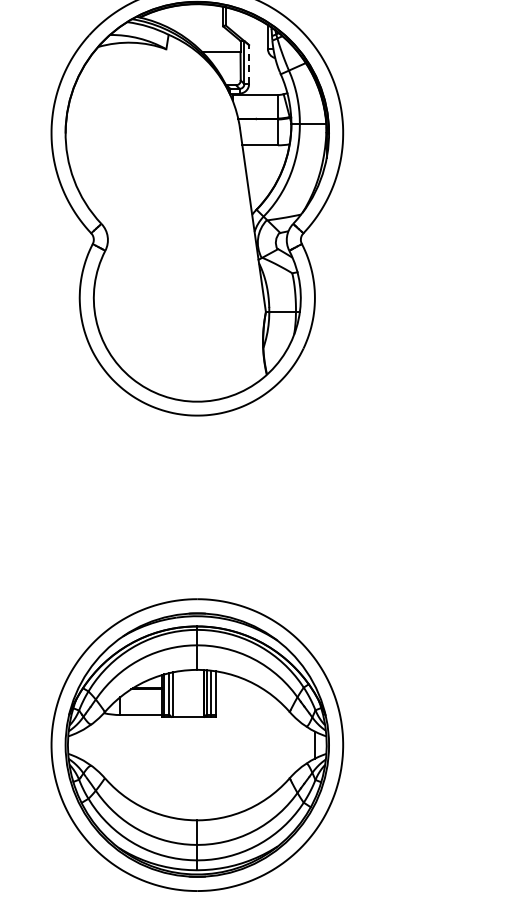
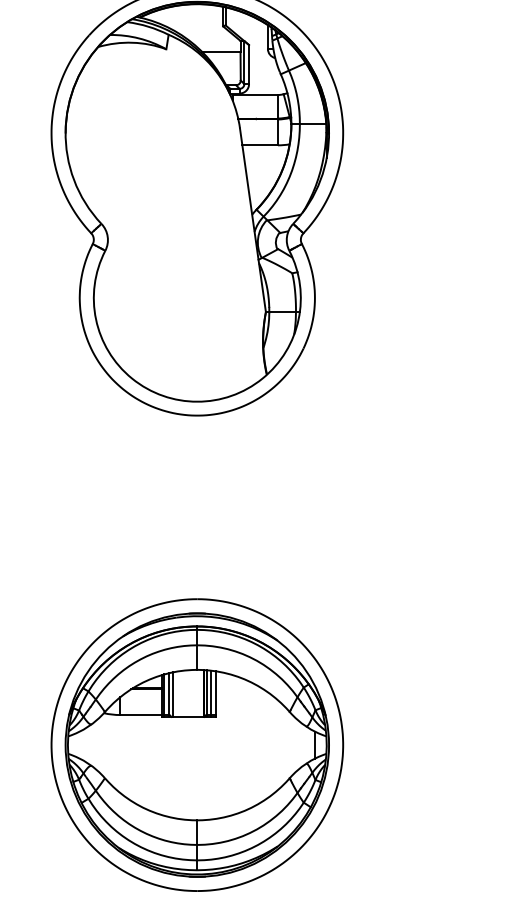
line: dashed -> solid (249, 64)
